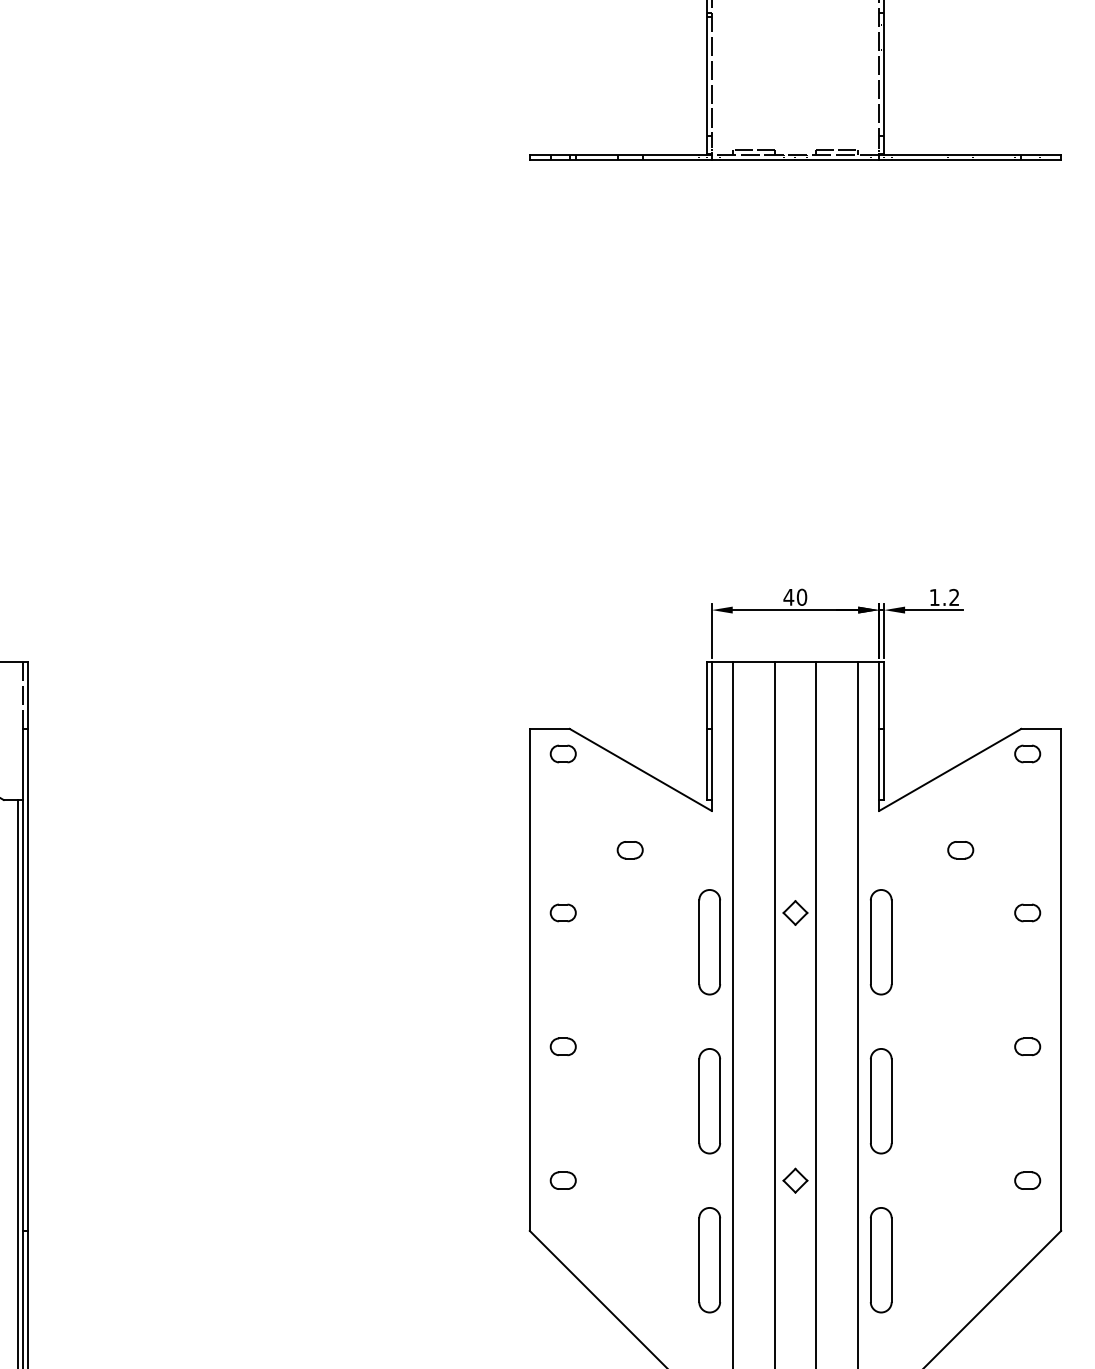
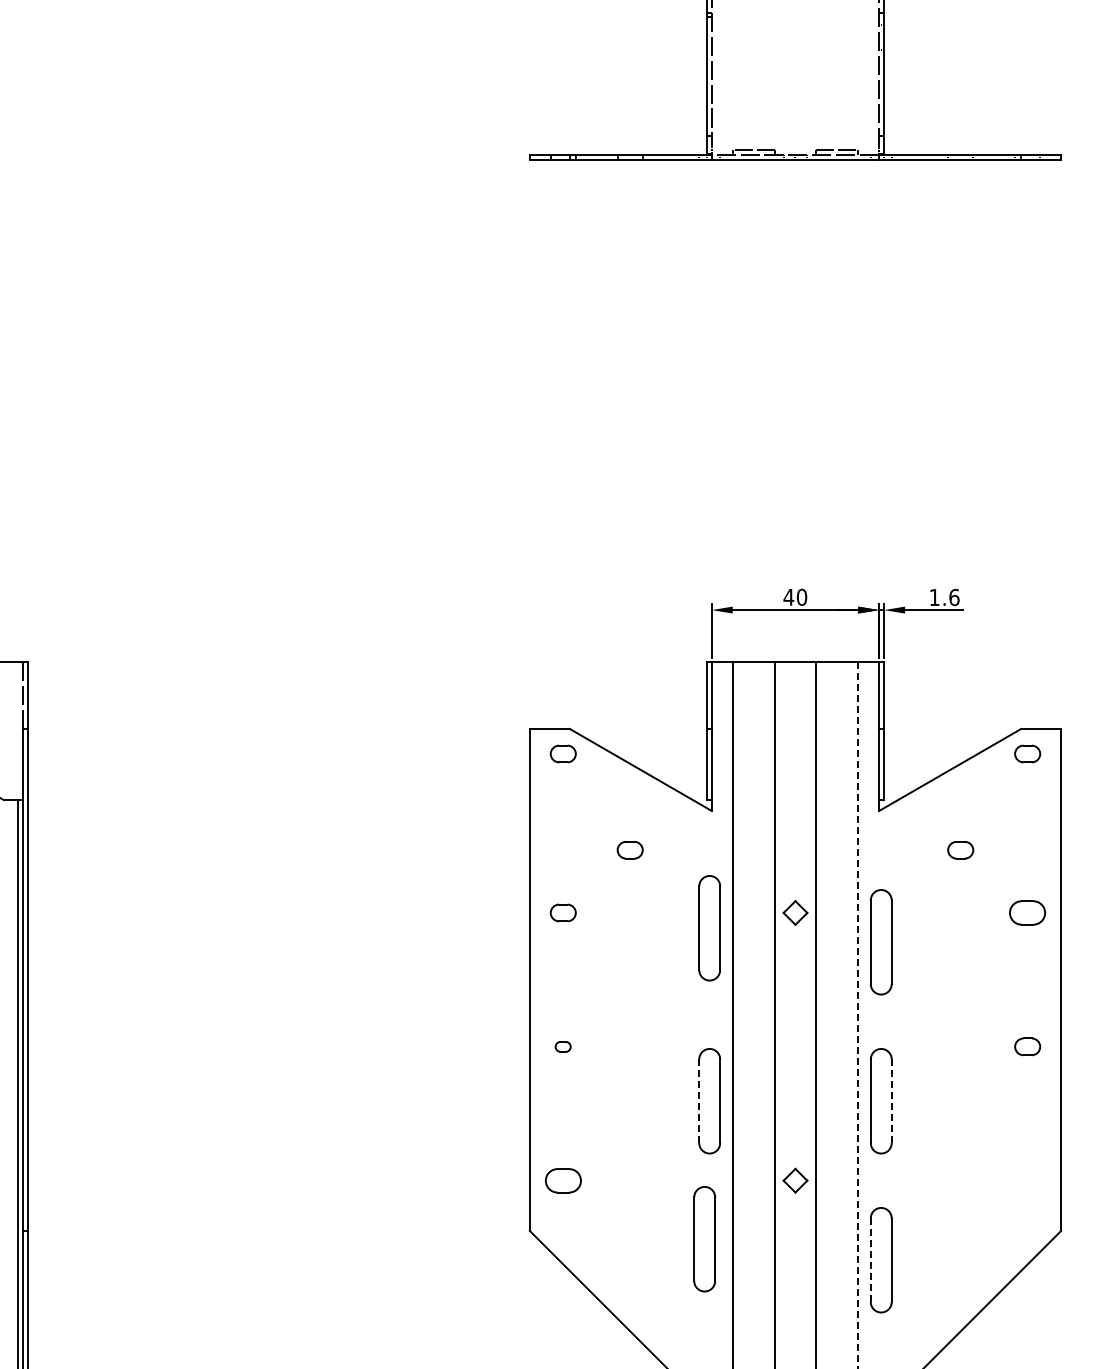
text: 1.2 -> 1.6 (954, 597)
part size: 28x20 px -> 37x26 px (1027, 912)
part position: (709, 942) -> (709, 928) (709, 928)
line: solid -> dashed (858, 1015)
part size: 28x20 px -> 18x12 px (562, 1046)
line: solid -> dashed (699, 1101)
line: solid -> dashed (891, 1101)
part size: 28x19 px -> 37x26 px (563, 1180)
part: present -> none (1027, 1180)
part position: (709, 1260) -> (704, 1239) (704, 1239)
line: solid -> dashed (870, 1260)
